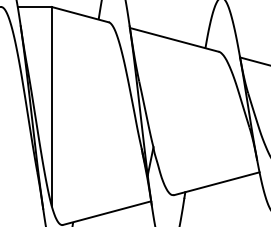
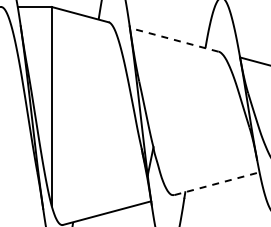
line: solid -> dashed (174, 39)
line: solid -> dashed (217, 183)
